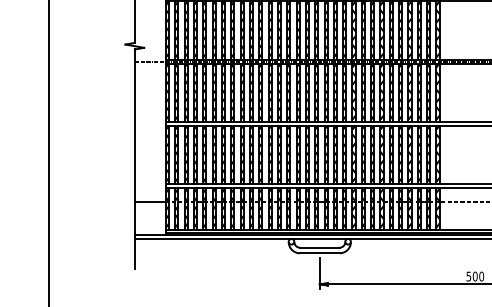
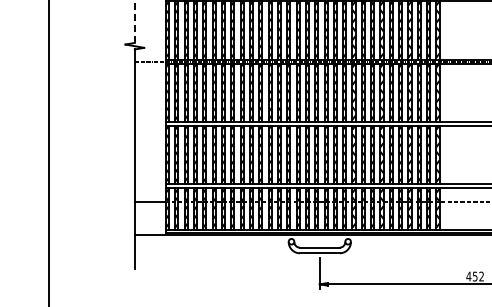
line: solid -> dashed (134, 20)
line: present -> none (311, 238)
text: 500 -> 452 (475, 276)
